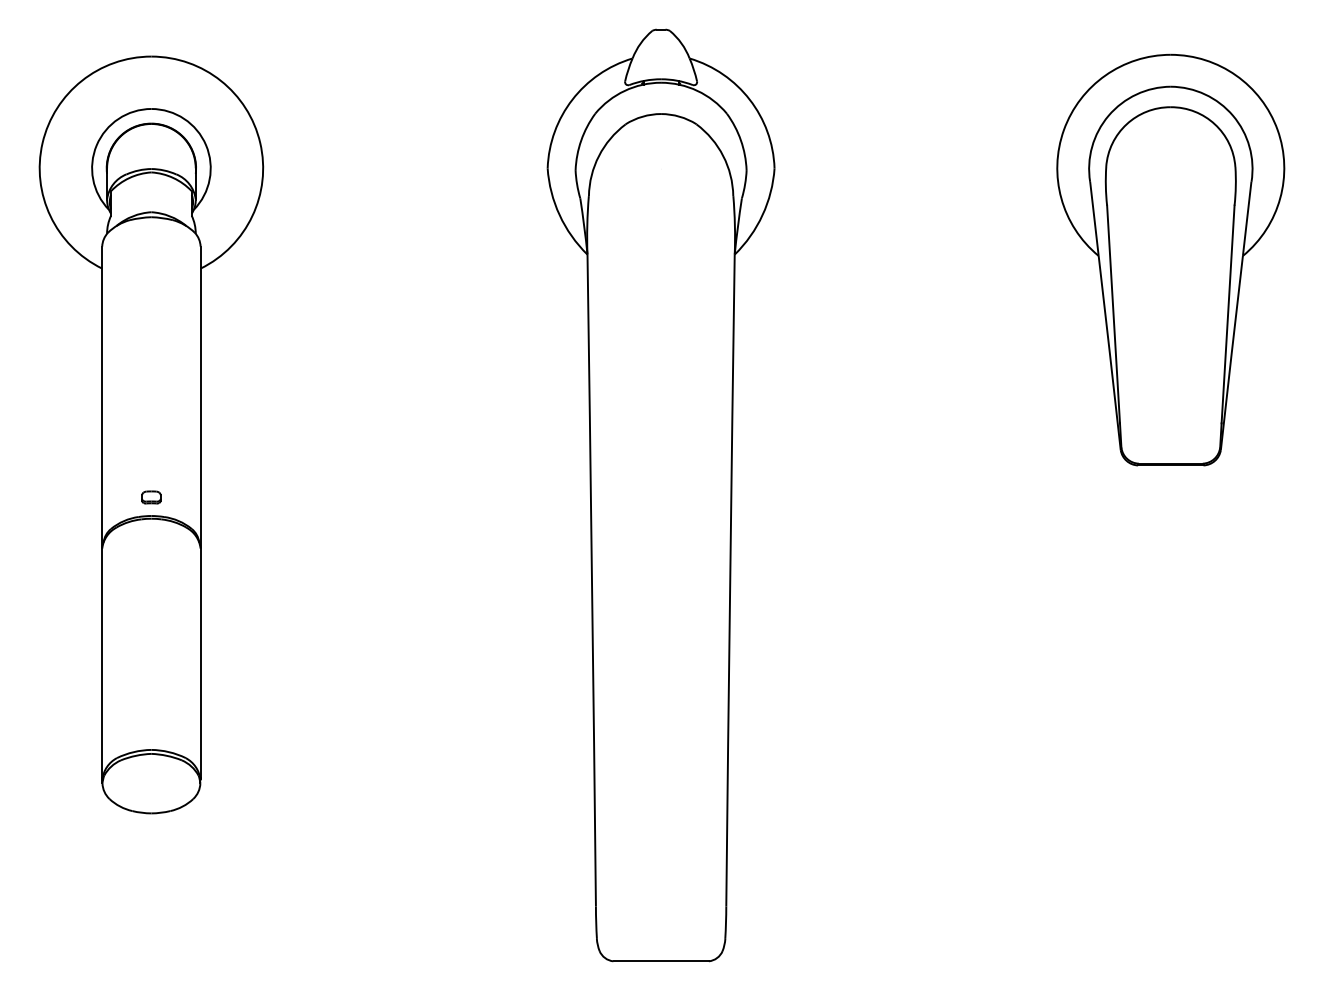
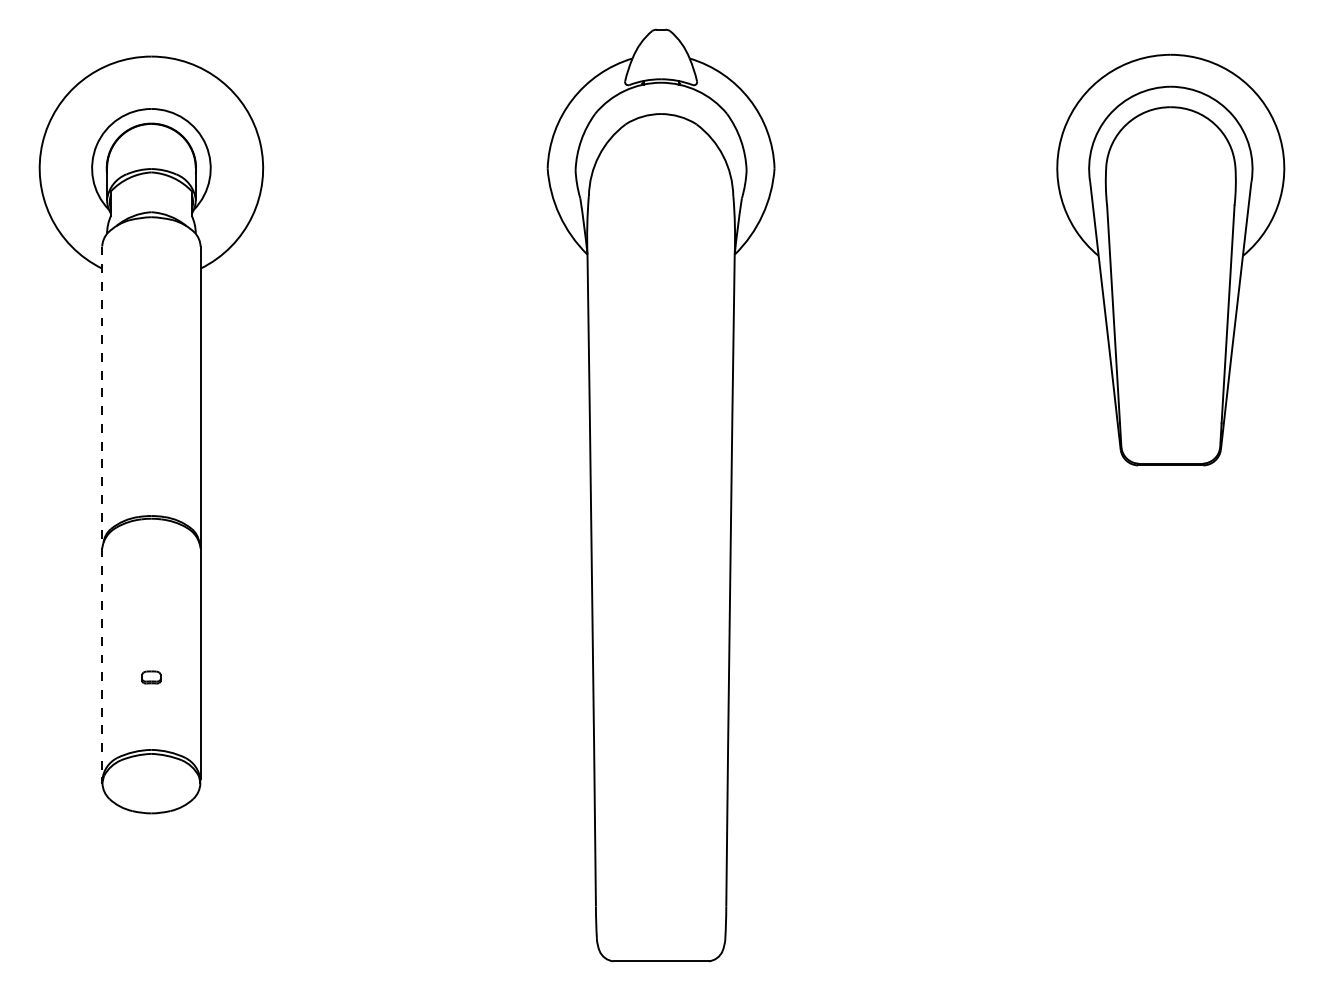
part position: (151, 497) -> (151, 677) (151, 677)
line: solid -> dashed (102, 512)
